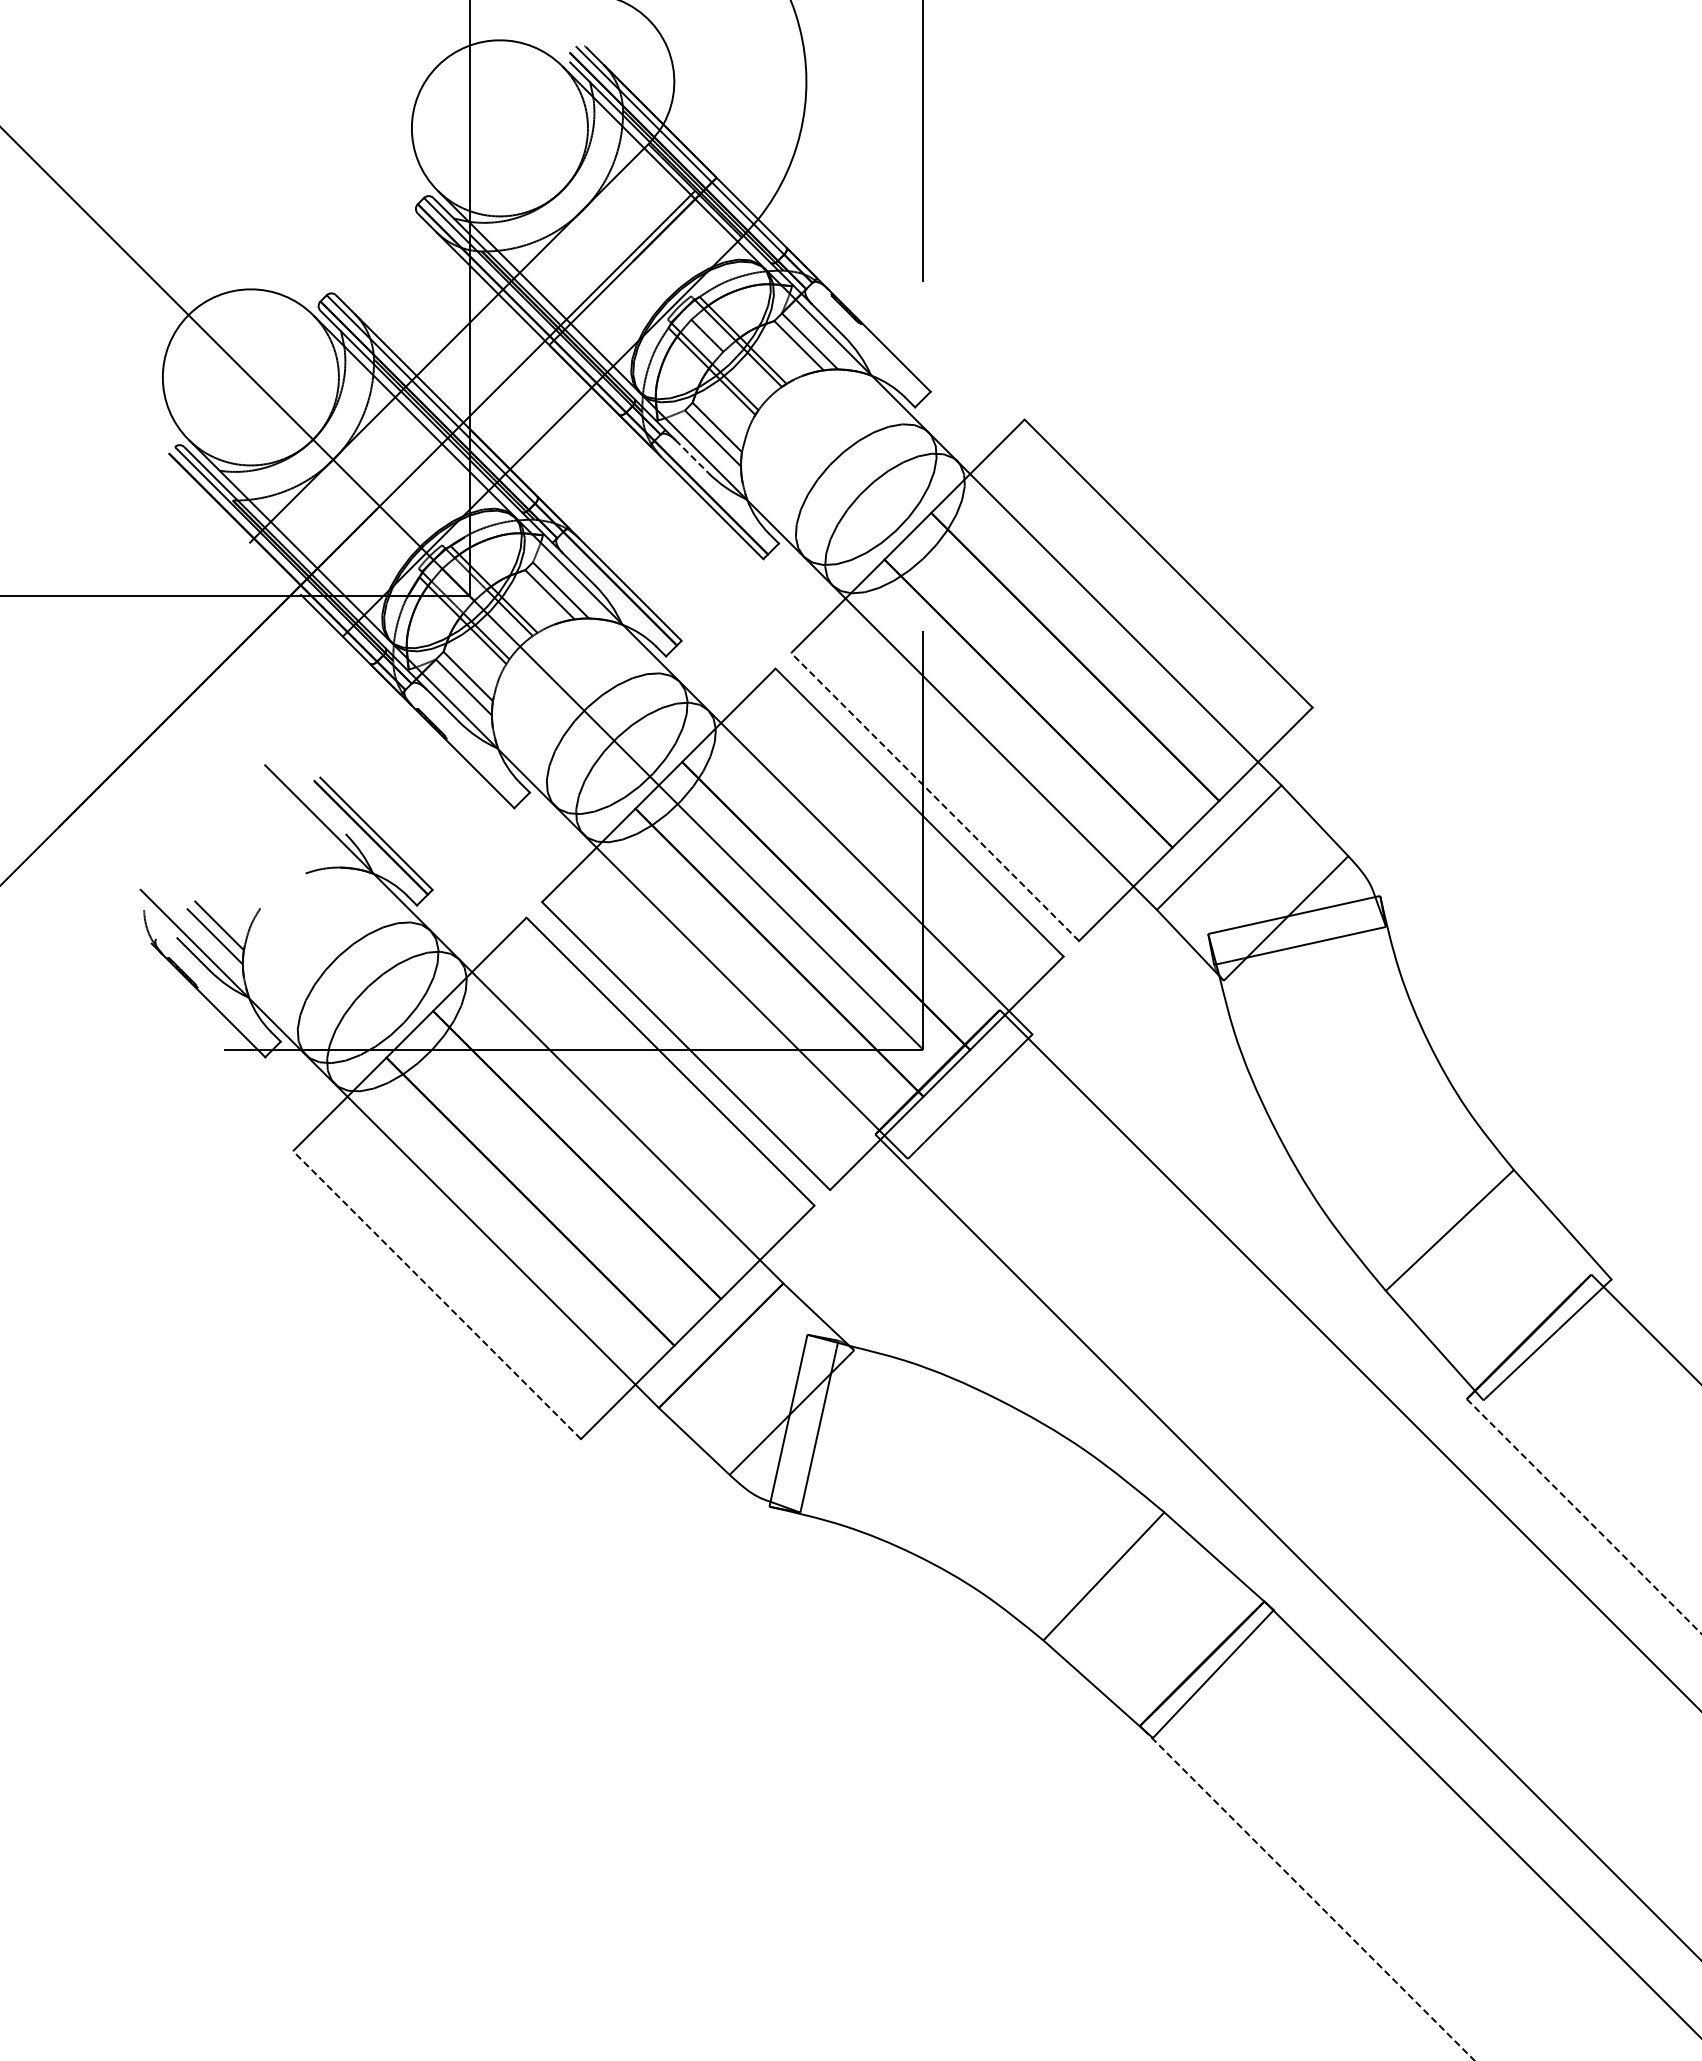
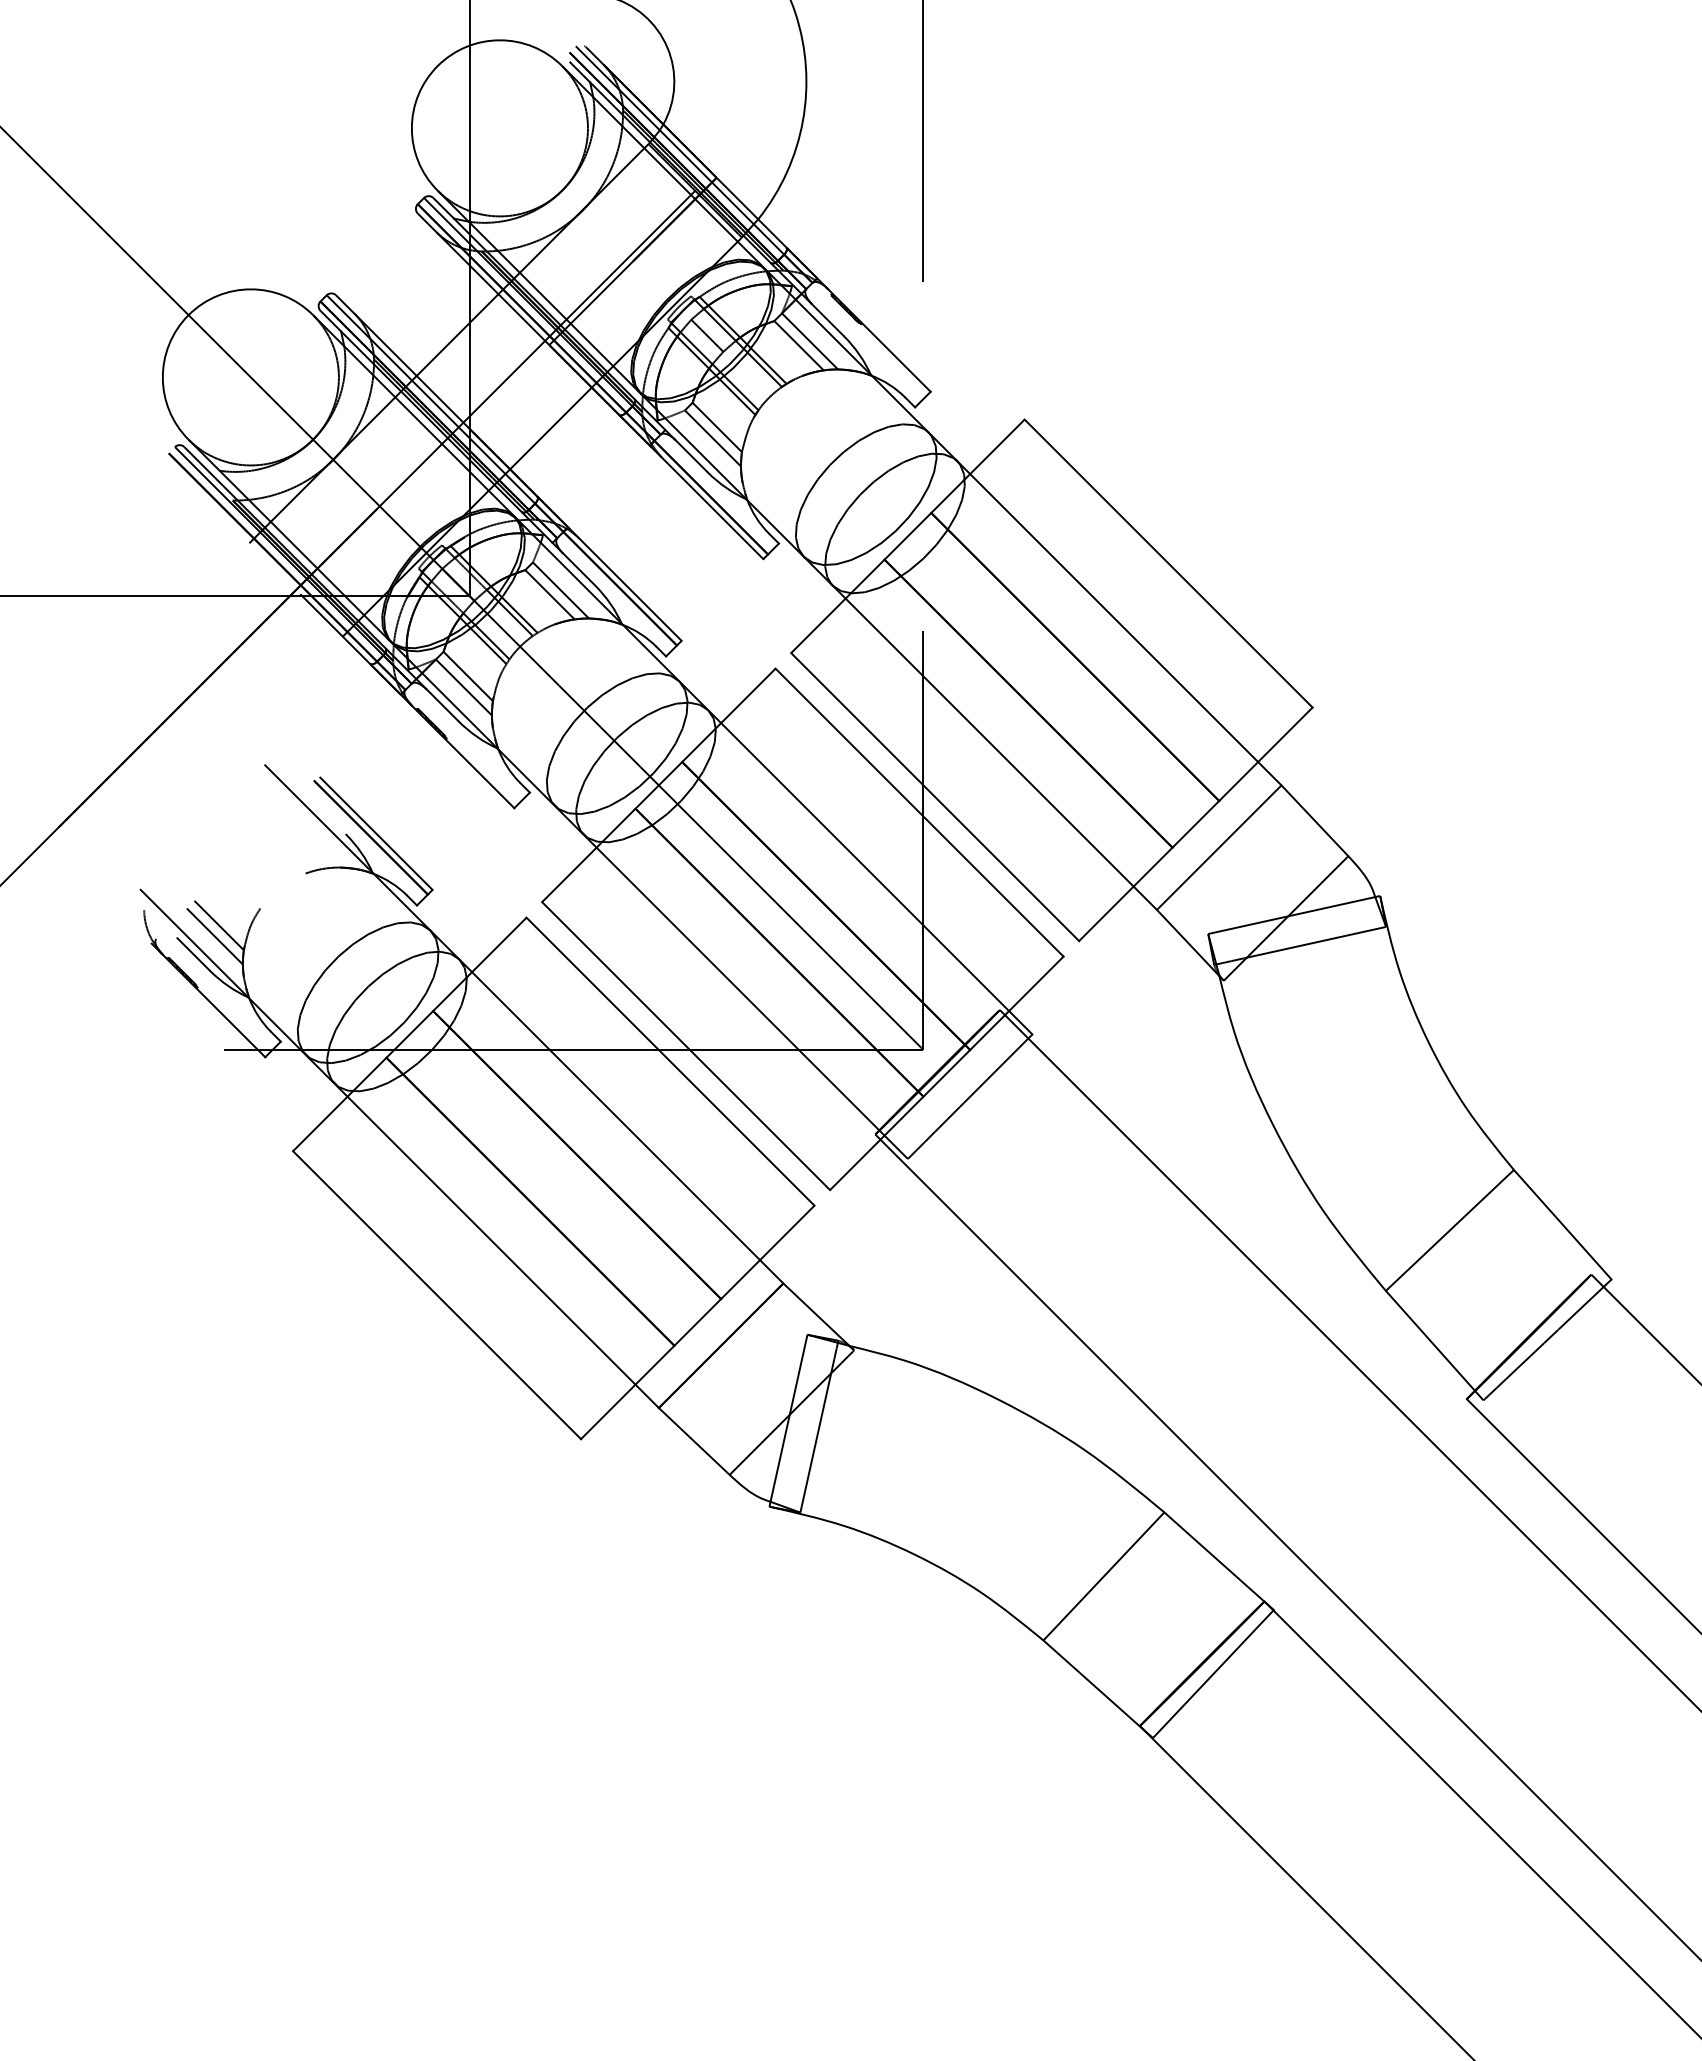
line: dashed -> solid (691, 456)
line: dashed -> solid (935, 797)
line: dashed -> solid (437, 1295)
line: dashed -> solid (1584, 1516)
line: dashed -> solid (1309, 1895)
